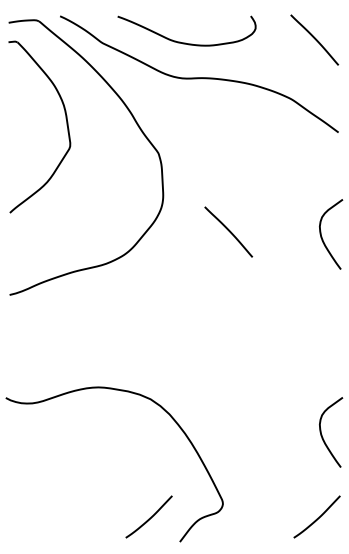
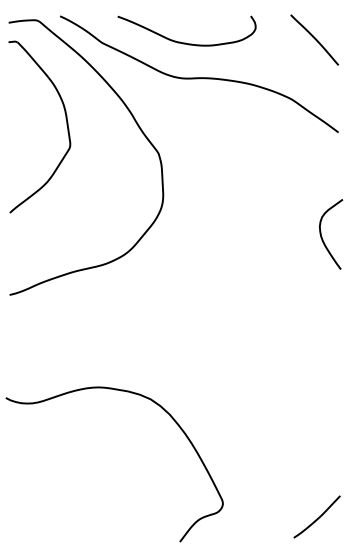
curve: present -> none (228, 231)
curve: present -> none (322, 434)
curve: present -> none (149, 517)
